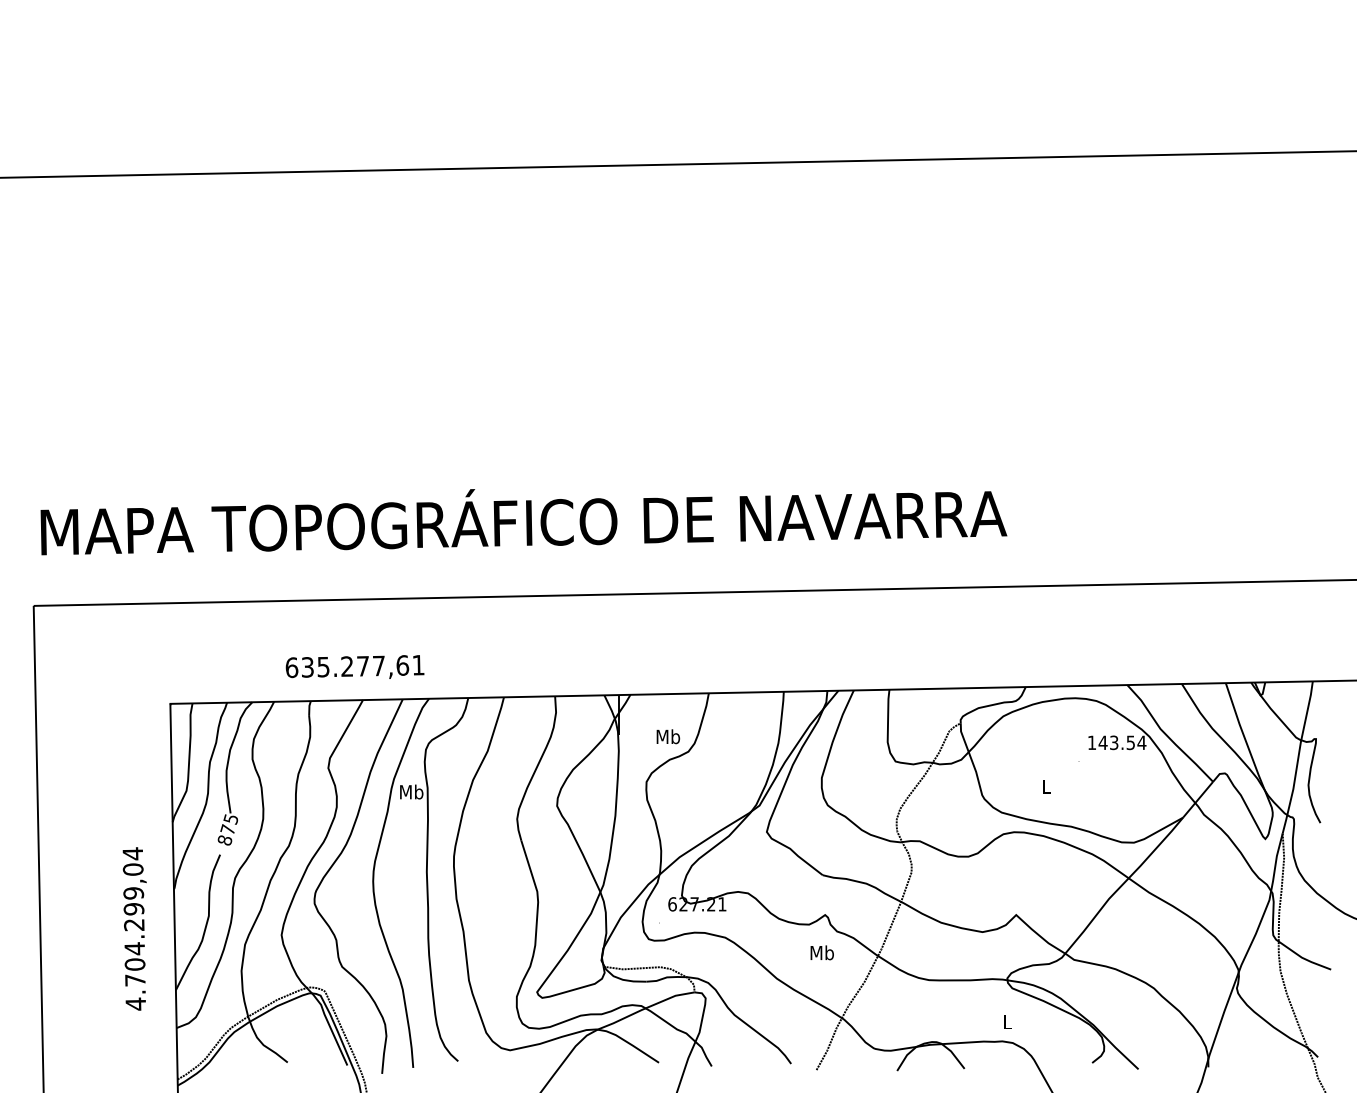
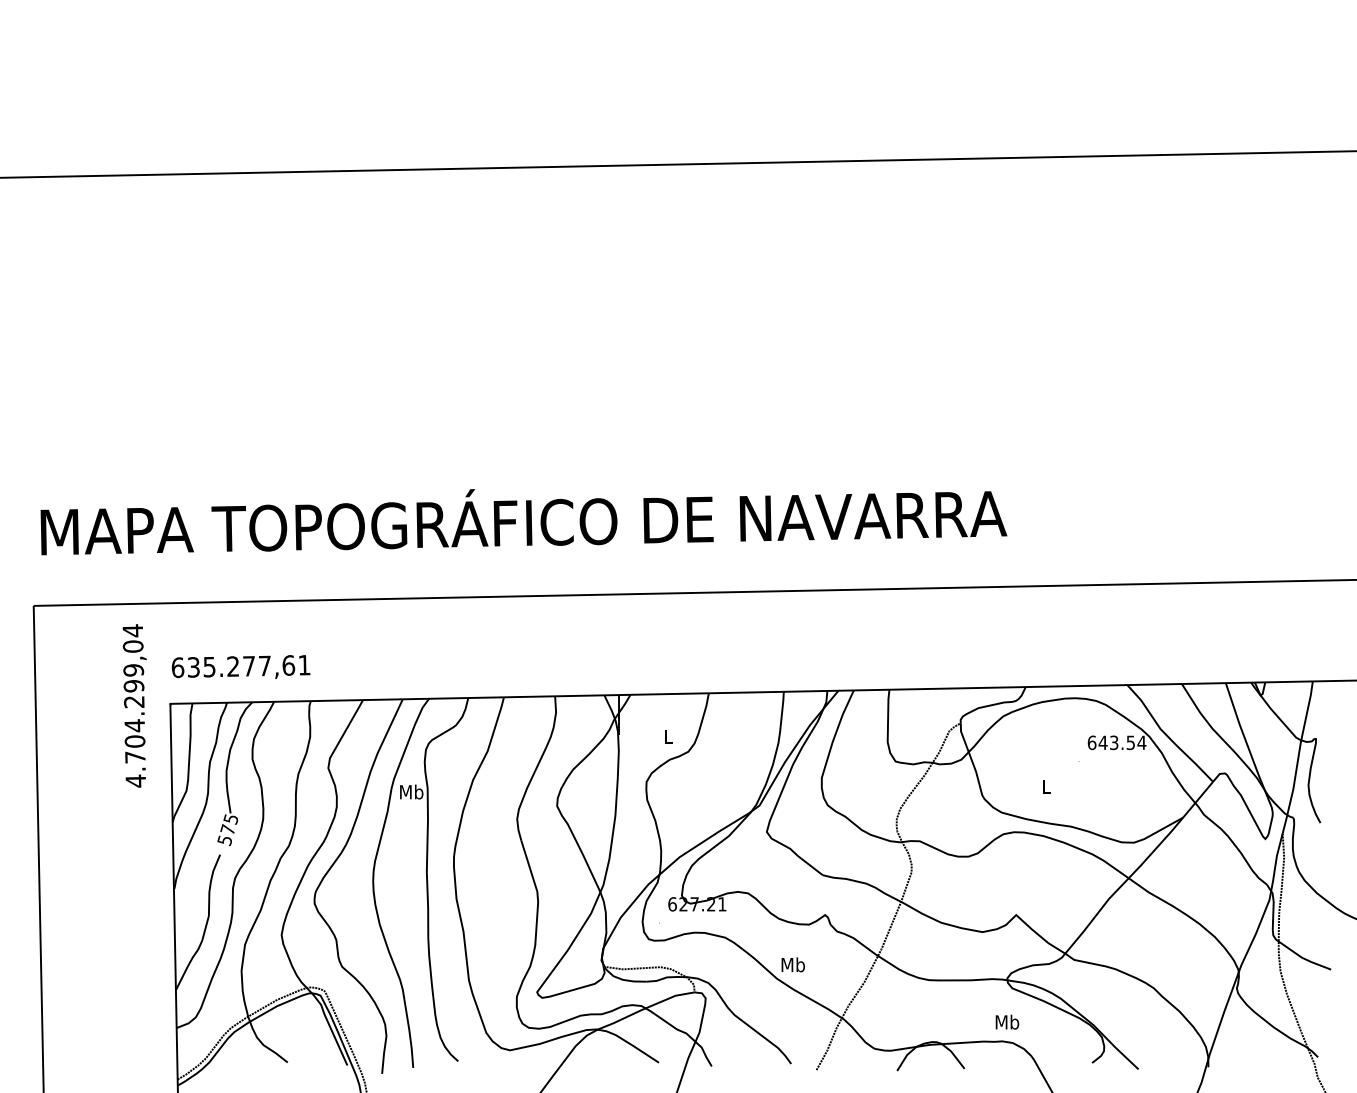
text position: (354, 666) -> (240, 666) (240, 666)
text: Mb -> L (668, 736)
text: 143.54 -> 643.54 (1091, 742)
text: 875 -> 575 (224, 840)
text position: (134, 928) -> (134, 705) (134, 705)
text position: (821, 952) -> (792, 964) (792, 964)
text: L -> Mb (1007, 1021)
